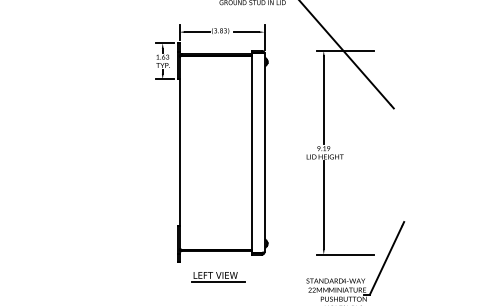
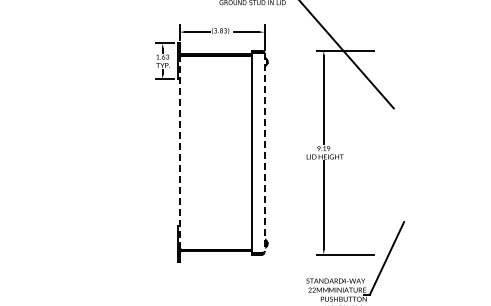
line: solid -> dashed (179, 152)
line: solid -> dashed (264, 152)
part: present -> none (218, 277)
